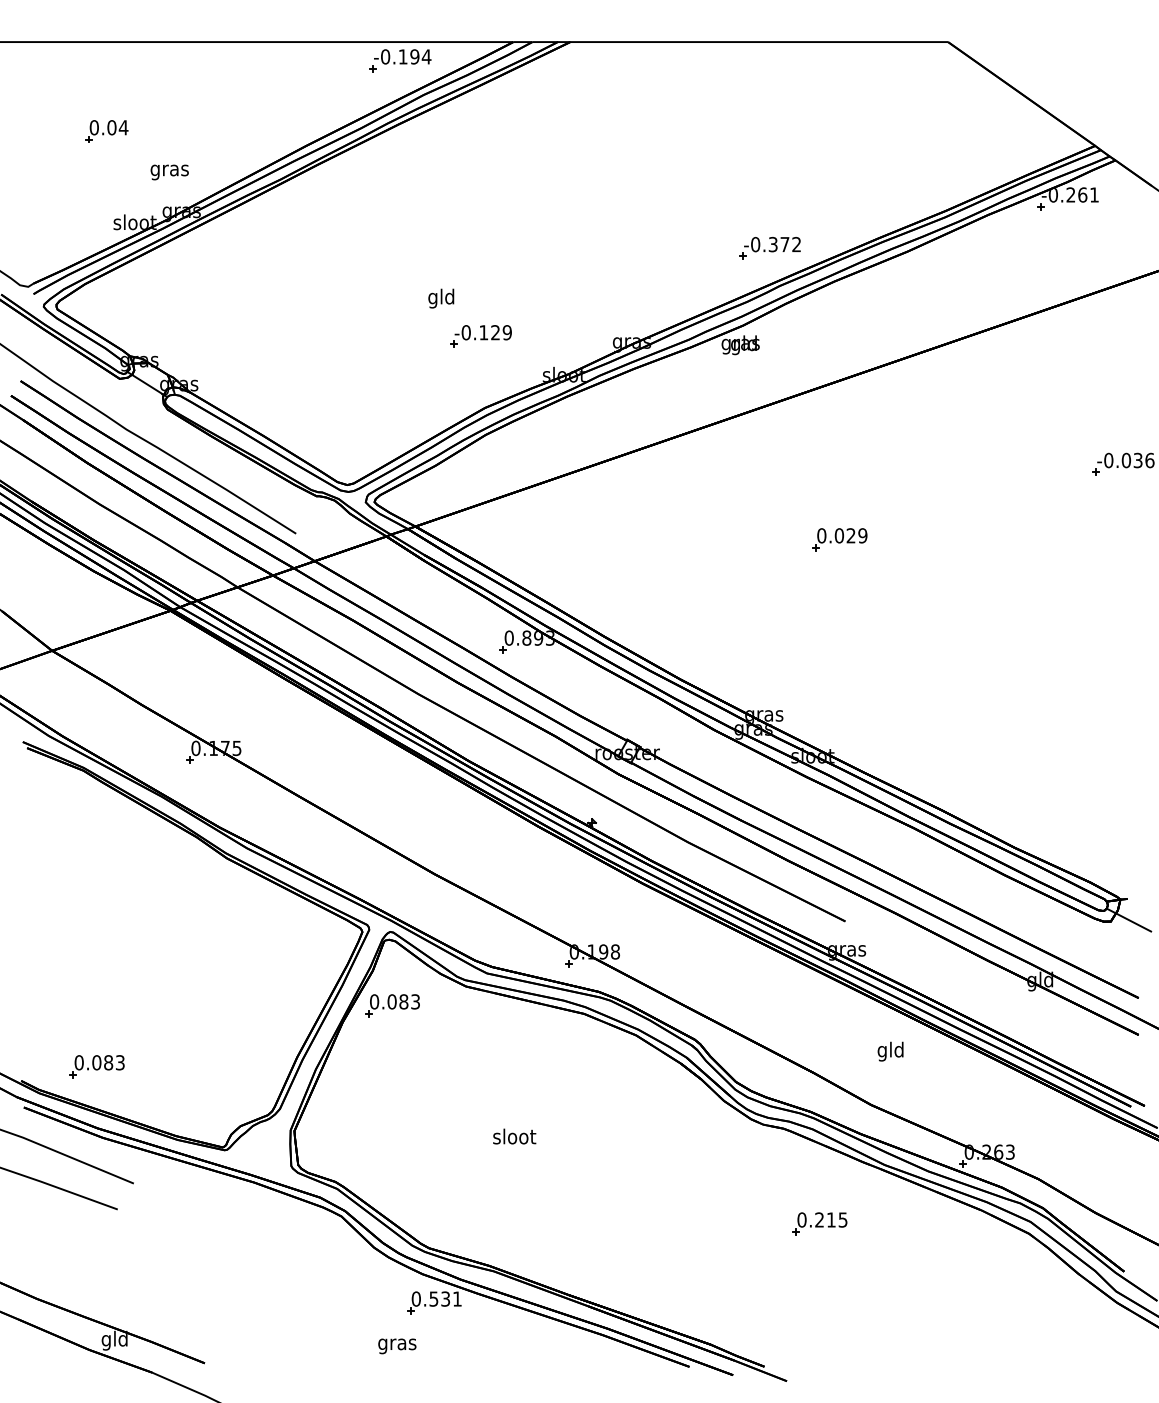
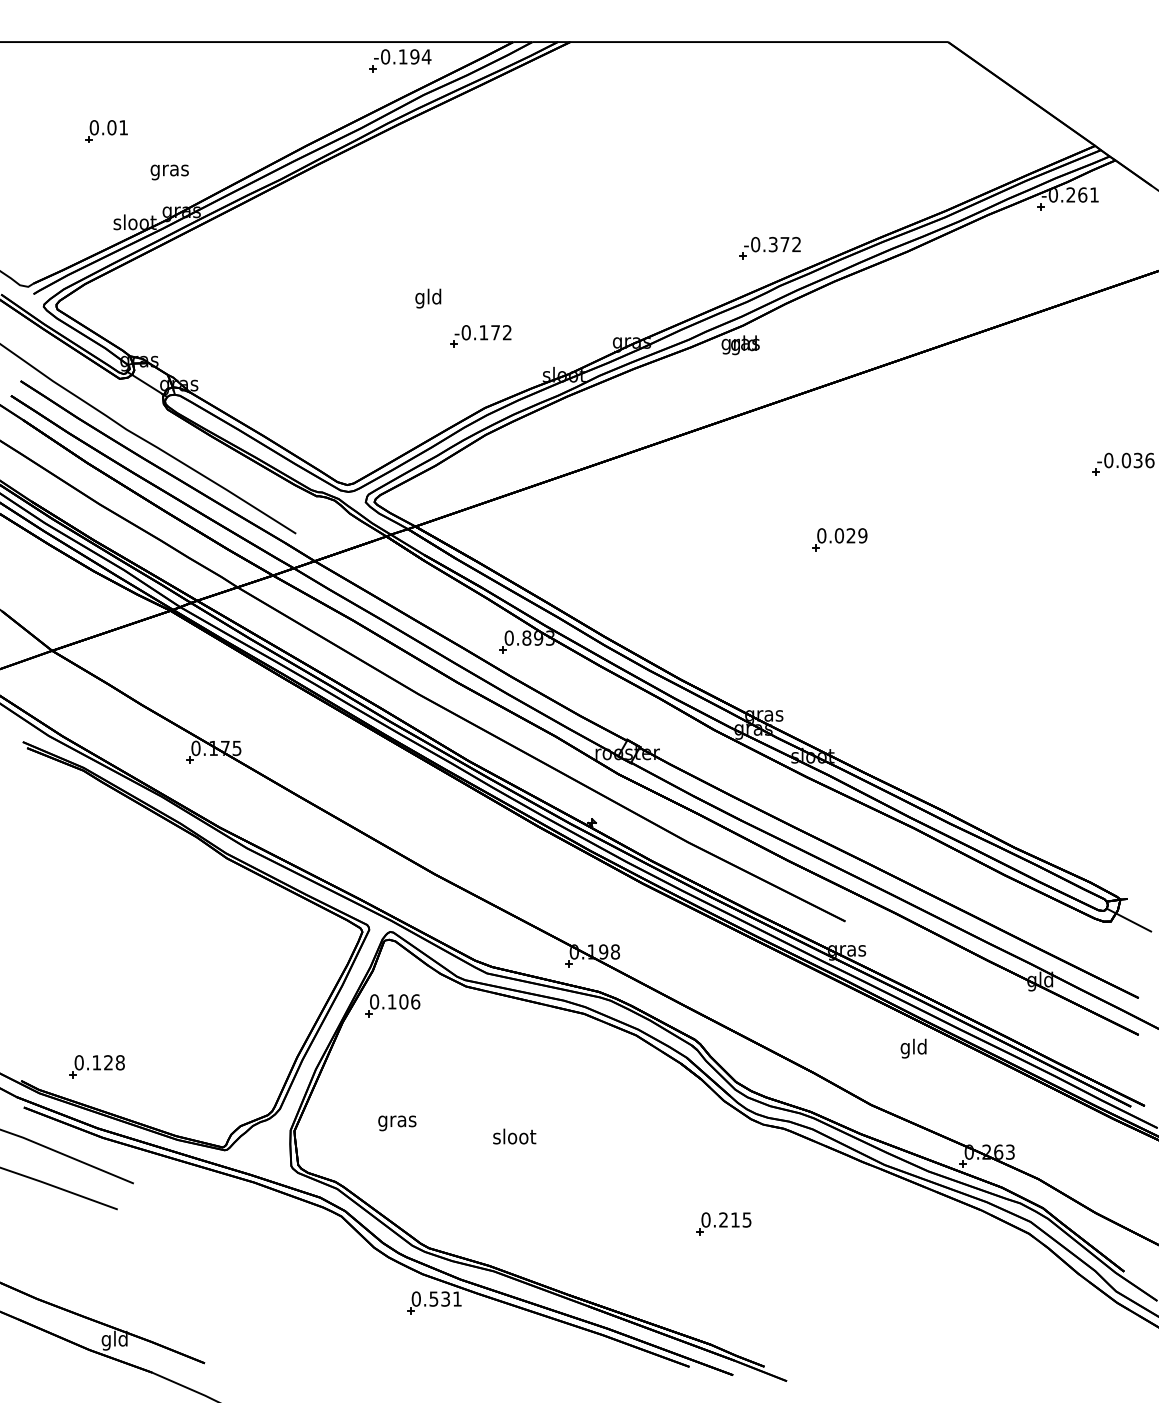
text: 0.04 -> 0.01 (123, 127)
text position: (441, 298) -> (428, 298) (428, 298)
text: -0.129 -> -0.172 (501, 332)
text: 0.083 -> 0.106 (403, 1001)
text position: (890, 1051) -> (913, 1048) (913, 1048)
text: 0.083 -> 0.128 (108, 1062)
part position: (819, 1223) -> (723, 1223) (723, 1223)
text position: (397, 1346) -> (397, 1123) (397, 1123)
